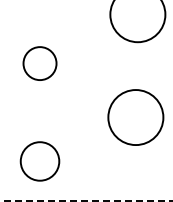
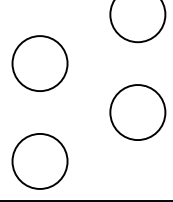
circle diameter: 33 px -> 55 px (39, 63)
circle position: (135, 117) -> (137, 112) (137, 112)
circle diameter: 39 px -> 55 px (39, 160)
line: dashed -> solid (86, 201)
